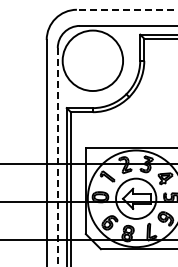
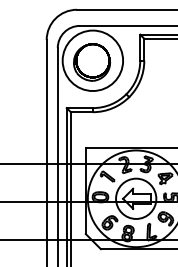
line: dashed -> solid (126, 9)
part: none -> present (91, 62)
line: dashed -> solid (57, 158)
